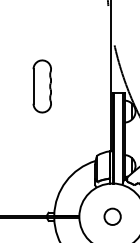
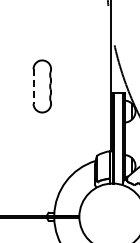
line: solid -> dashed (33, 86)
circle: present -> none (112, 216)
